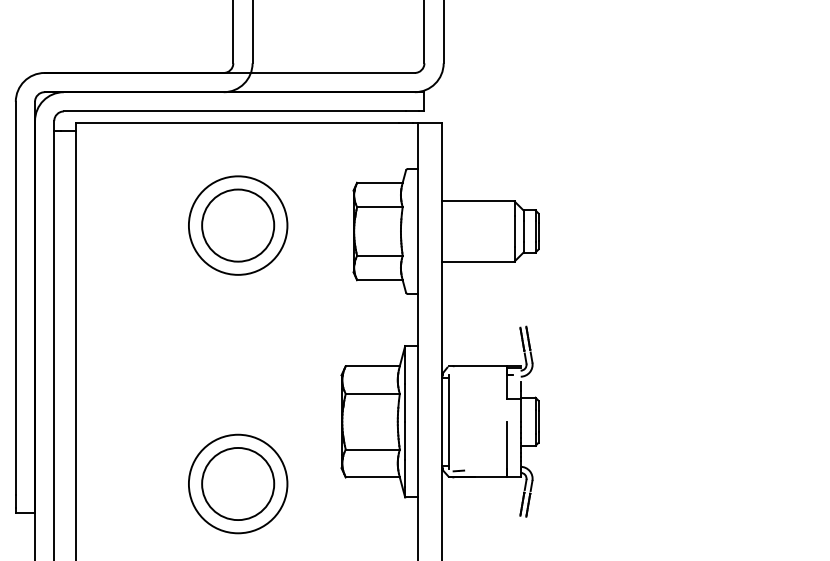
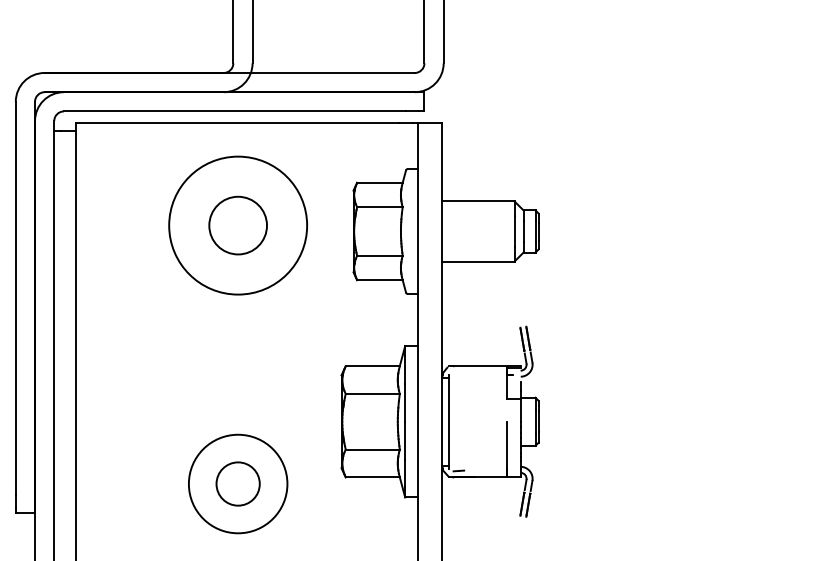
circle diameter: 99 px -> 138 px (238, 225)
circle diameter: 72 px -> 58 px (238, 225)
circle diameter: 72 px -> 43 px (237, 483)
